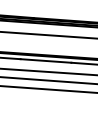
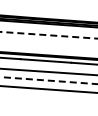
line: solid -> dashed (49, 35)
line: solid -> dashed (49, 80)
